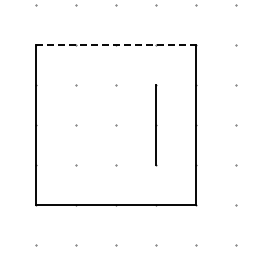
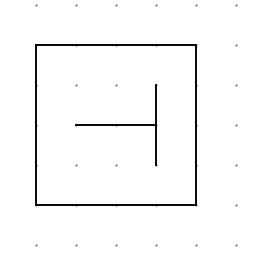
line: dashed -> solid (116, 44)
line: none -> present (115, 125)
